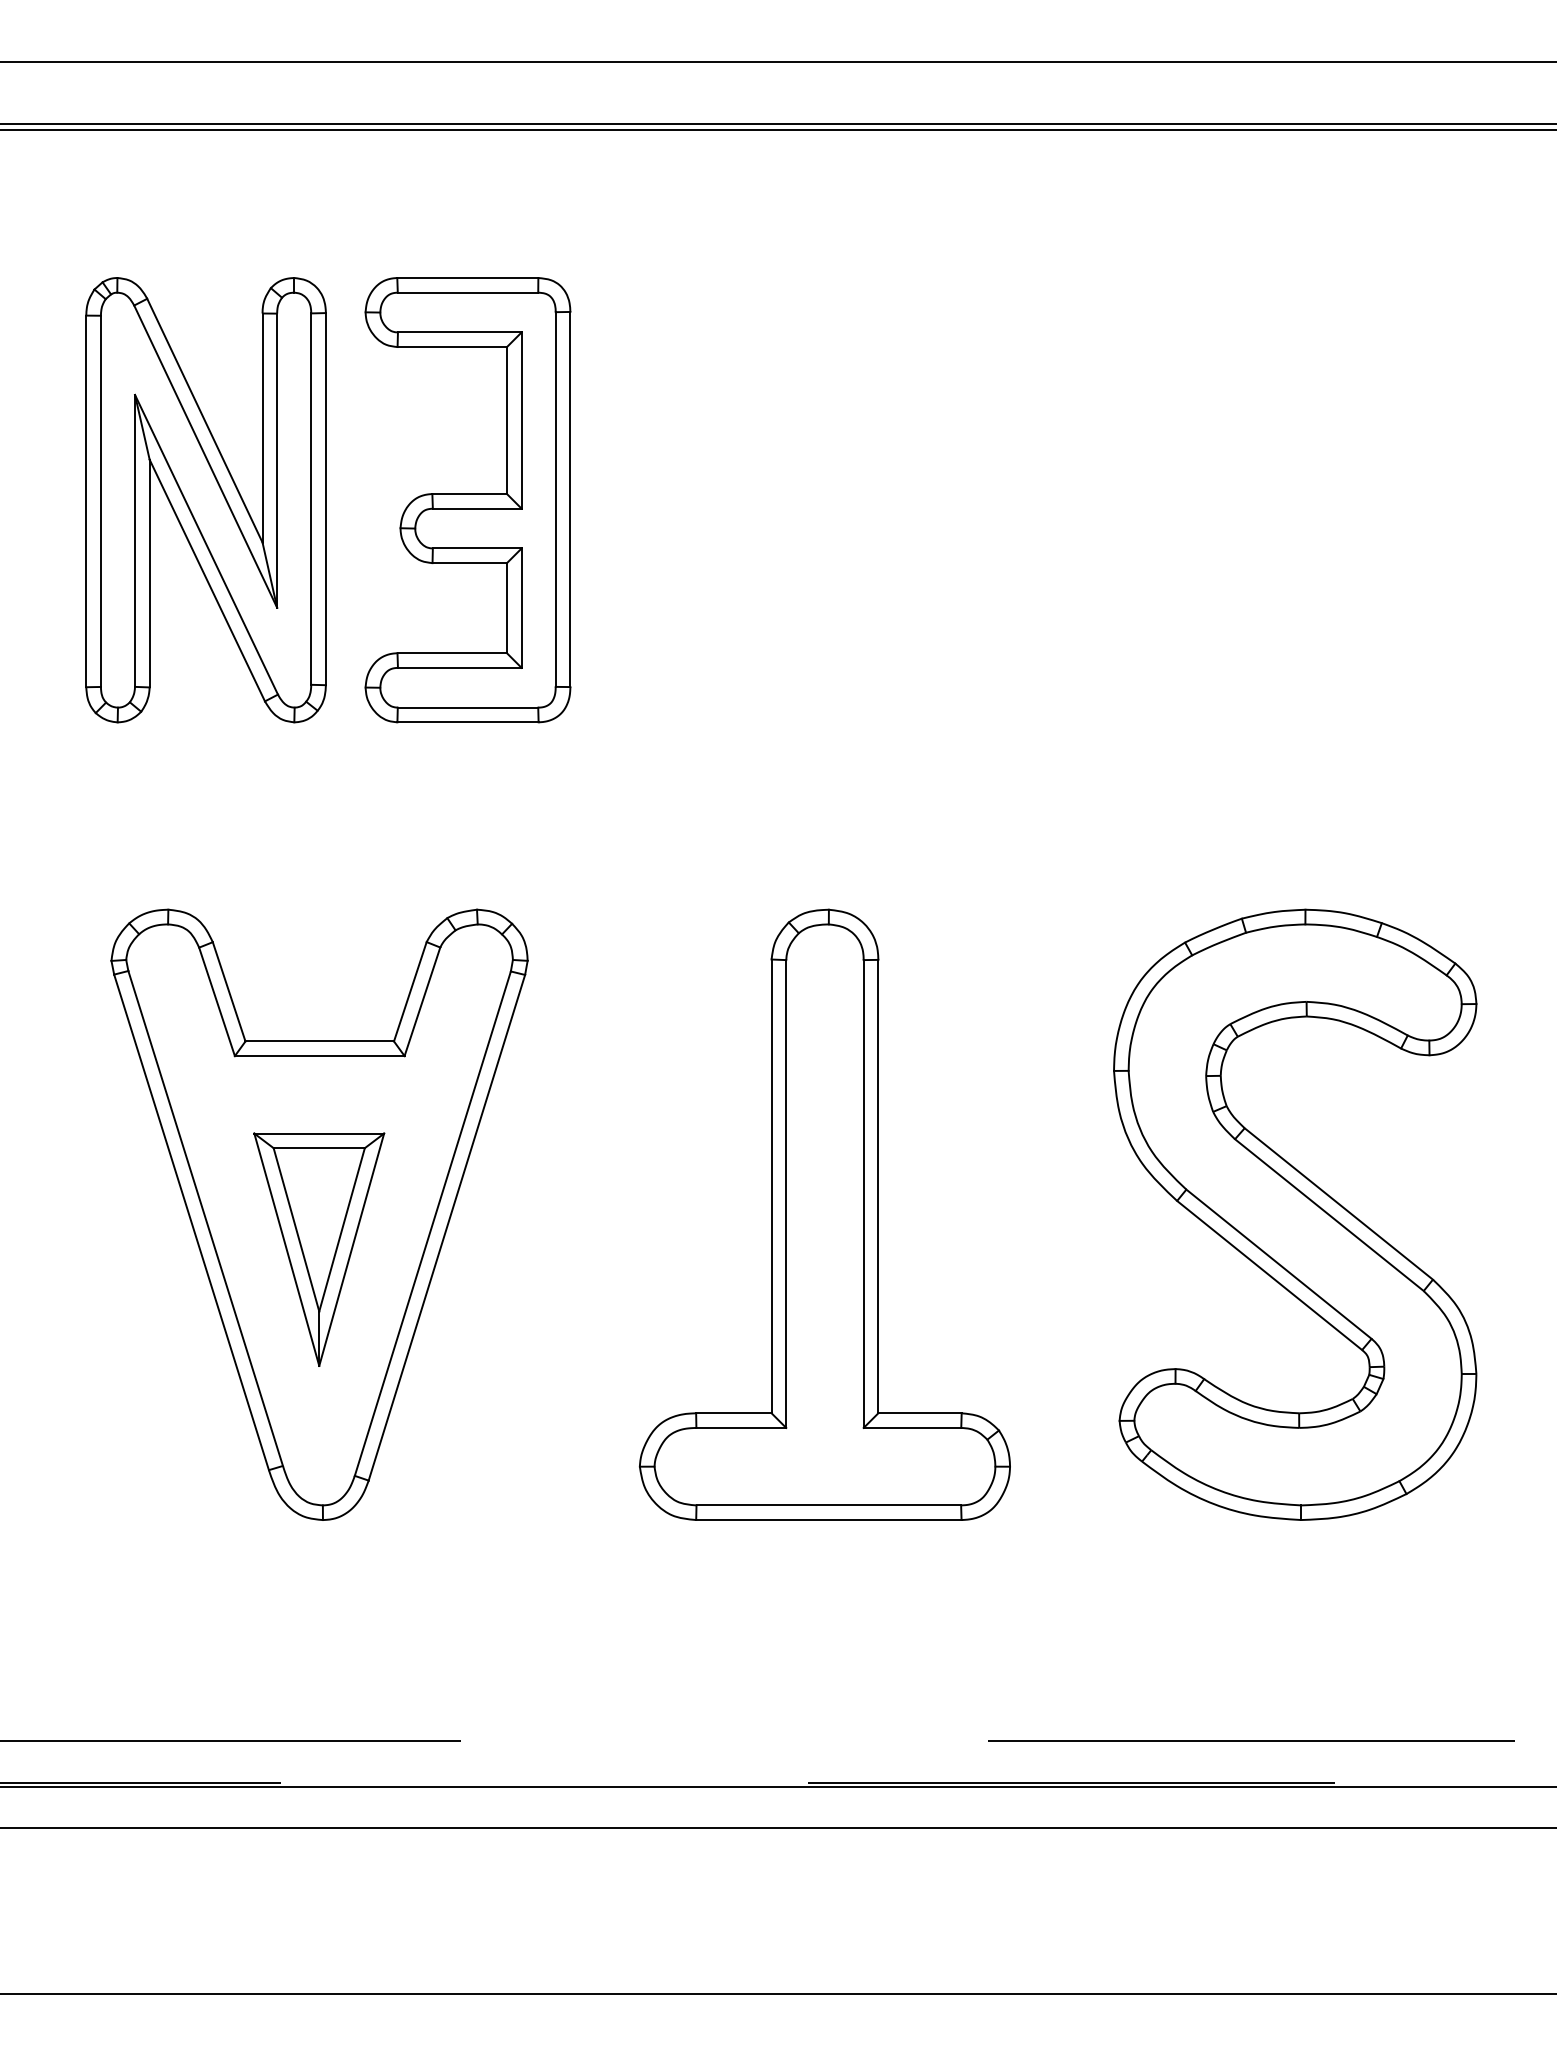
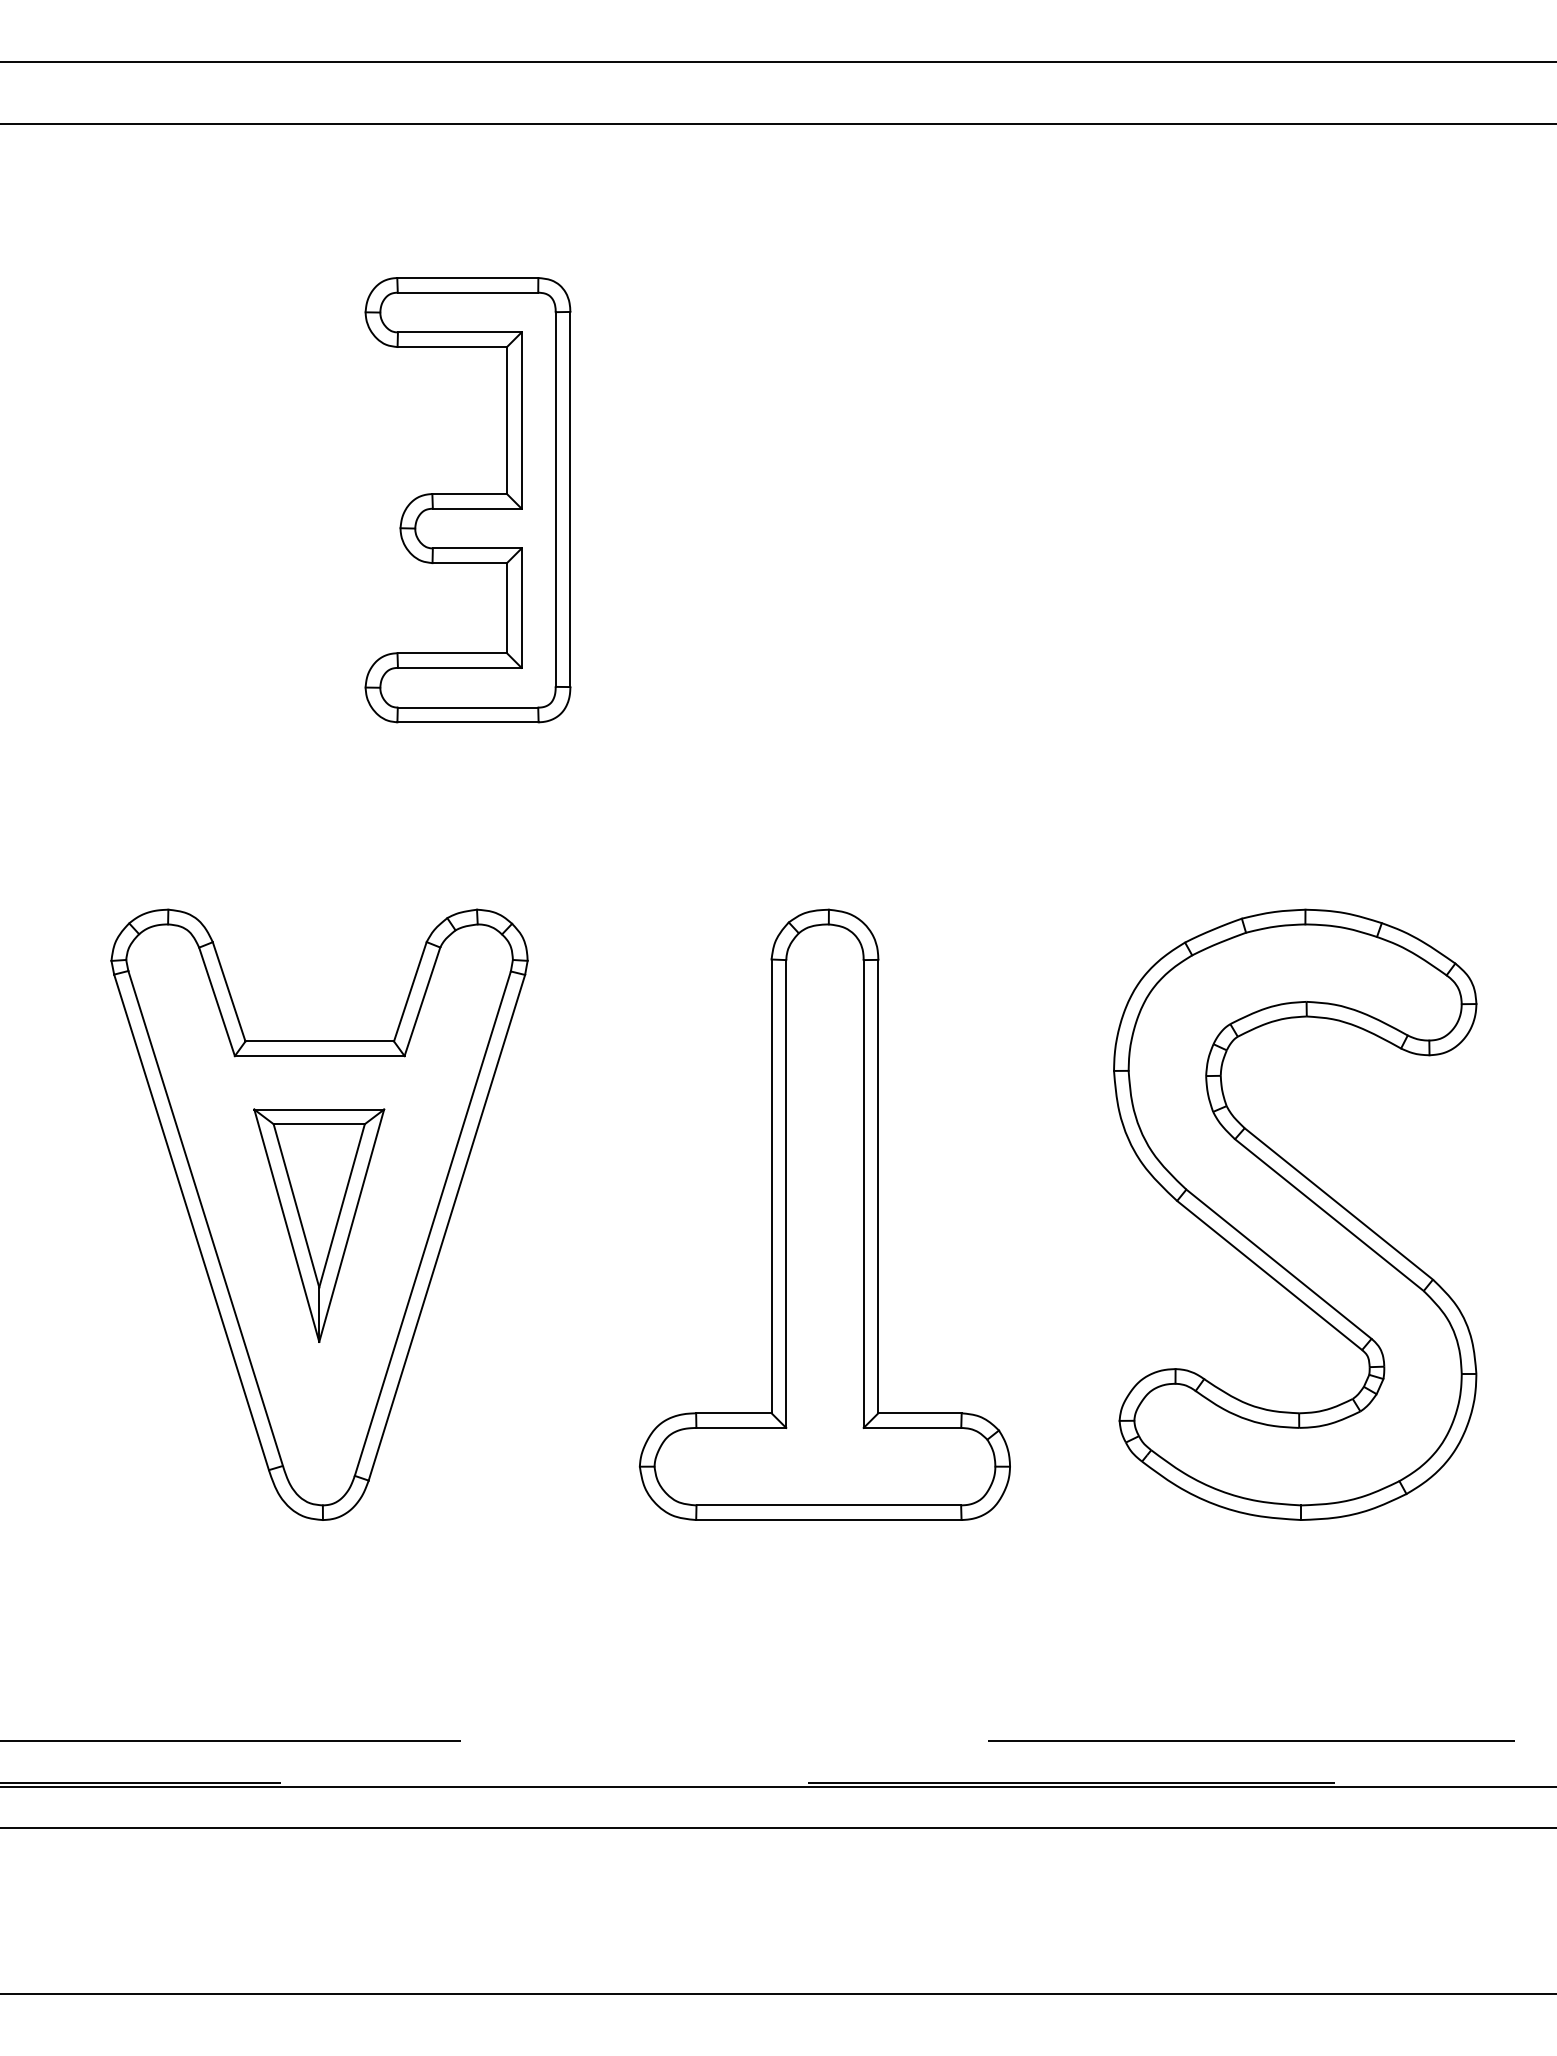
line: present -> none (777, 129)
part: present -> none (205, 500)
part position: (319, 1249) -> (319, 1225) (319, 1225)
